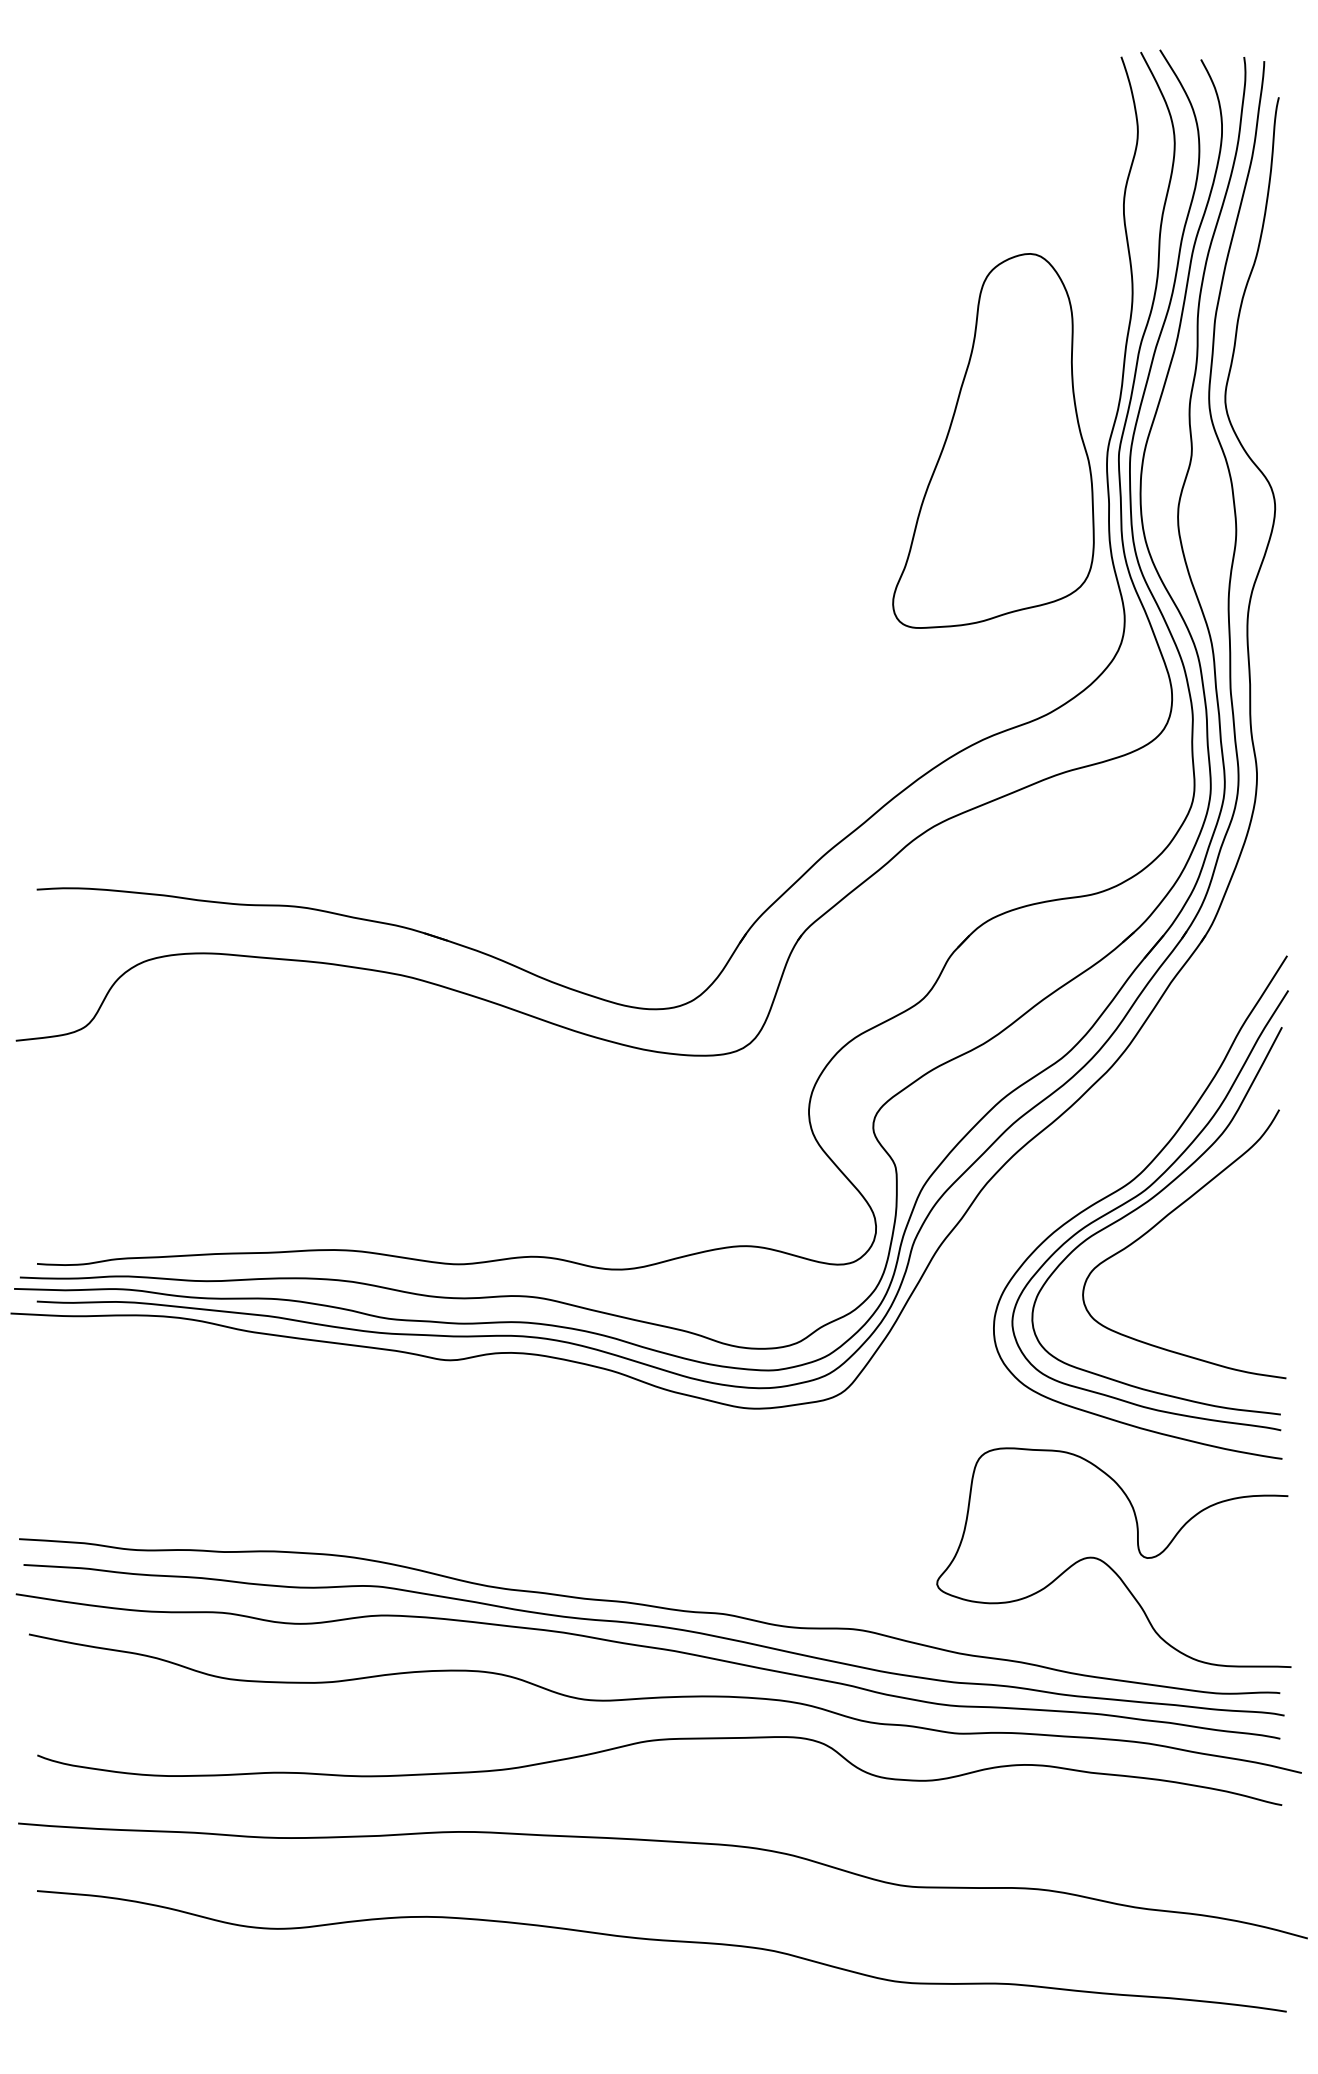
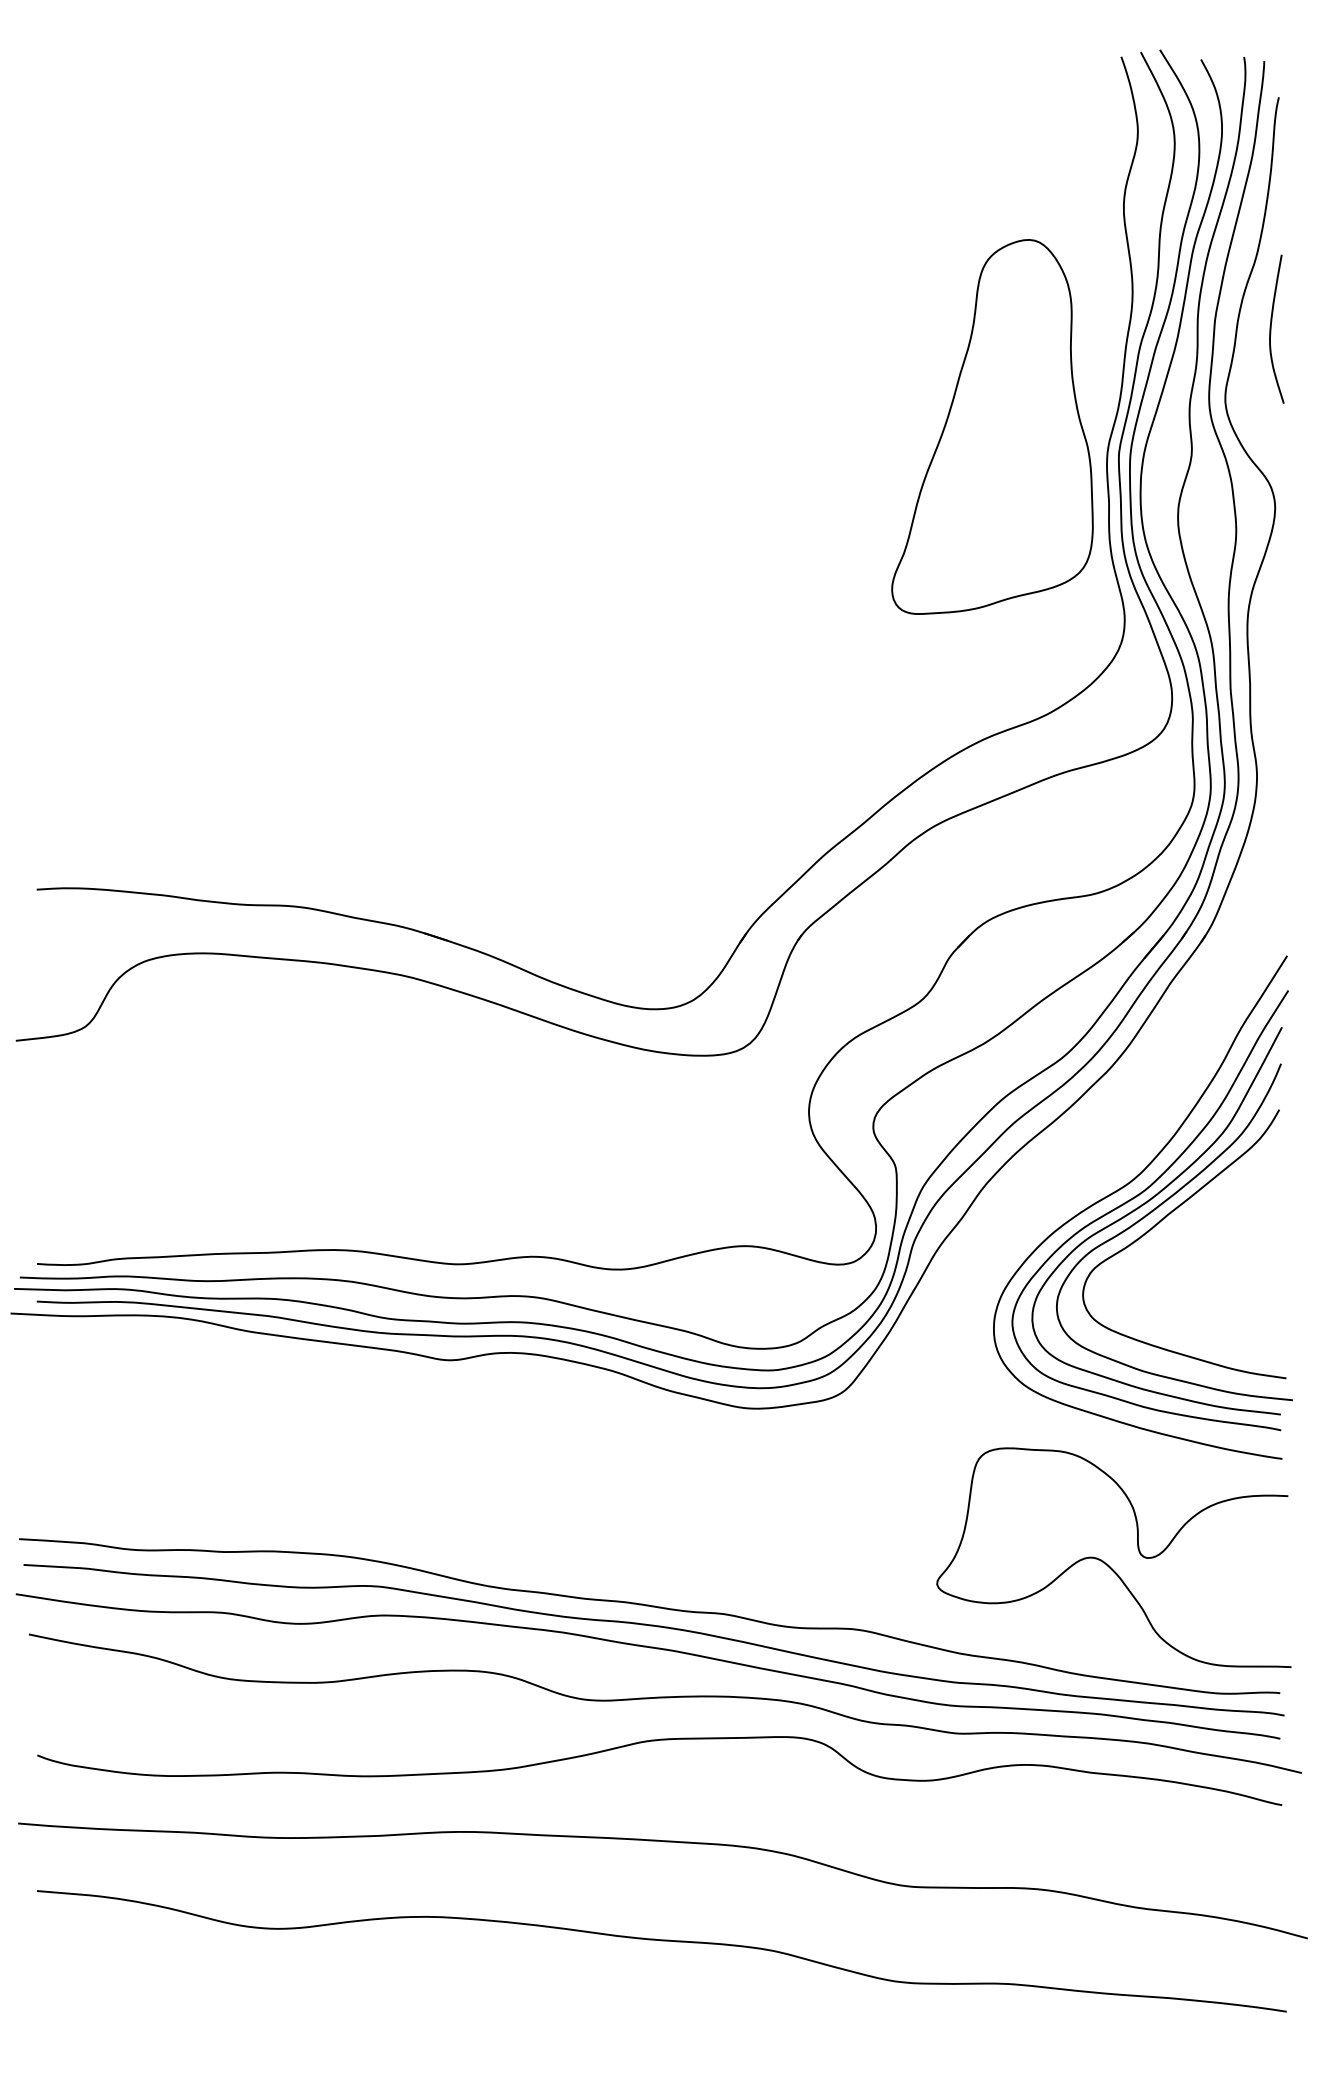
curve: none -> present (1271, 328)
part position: (993, 440) -> (992, 426) (992, 426)
curve: none -> present (1156, 1209)
